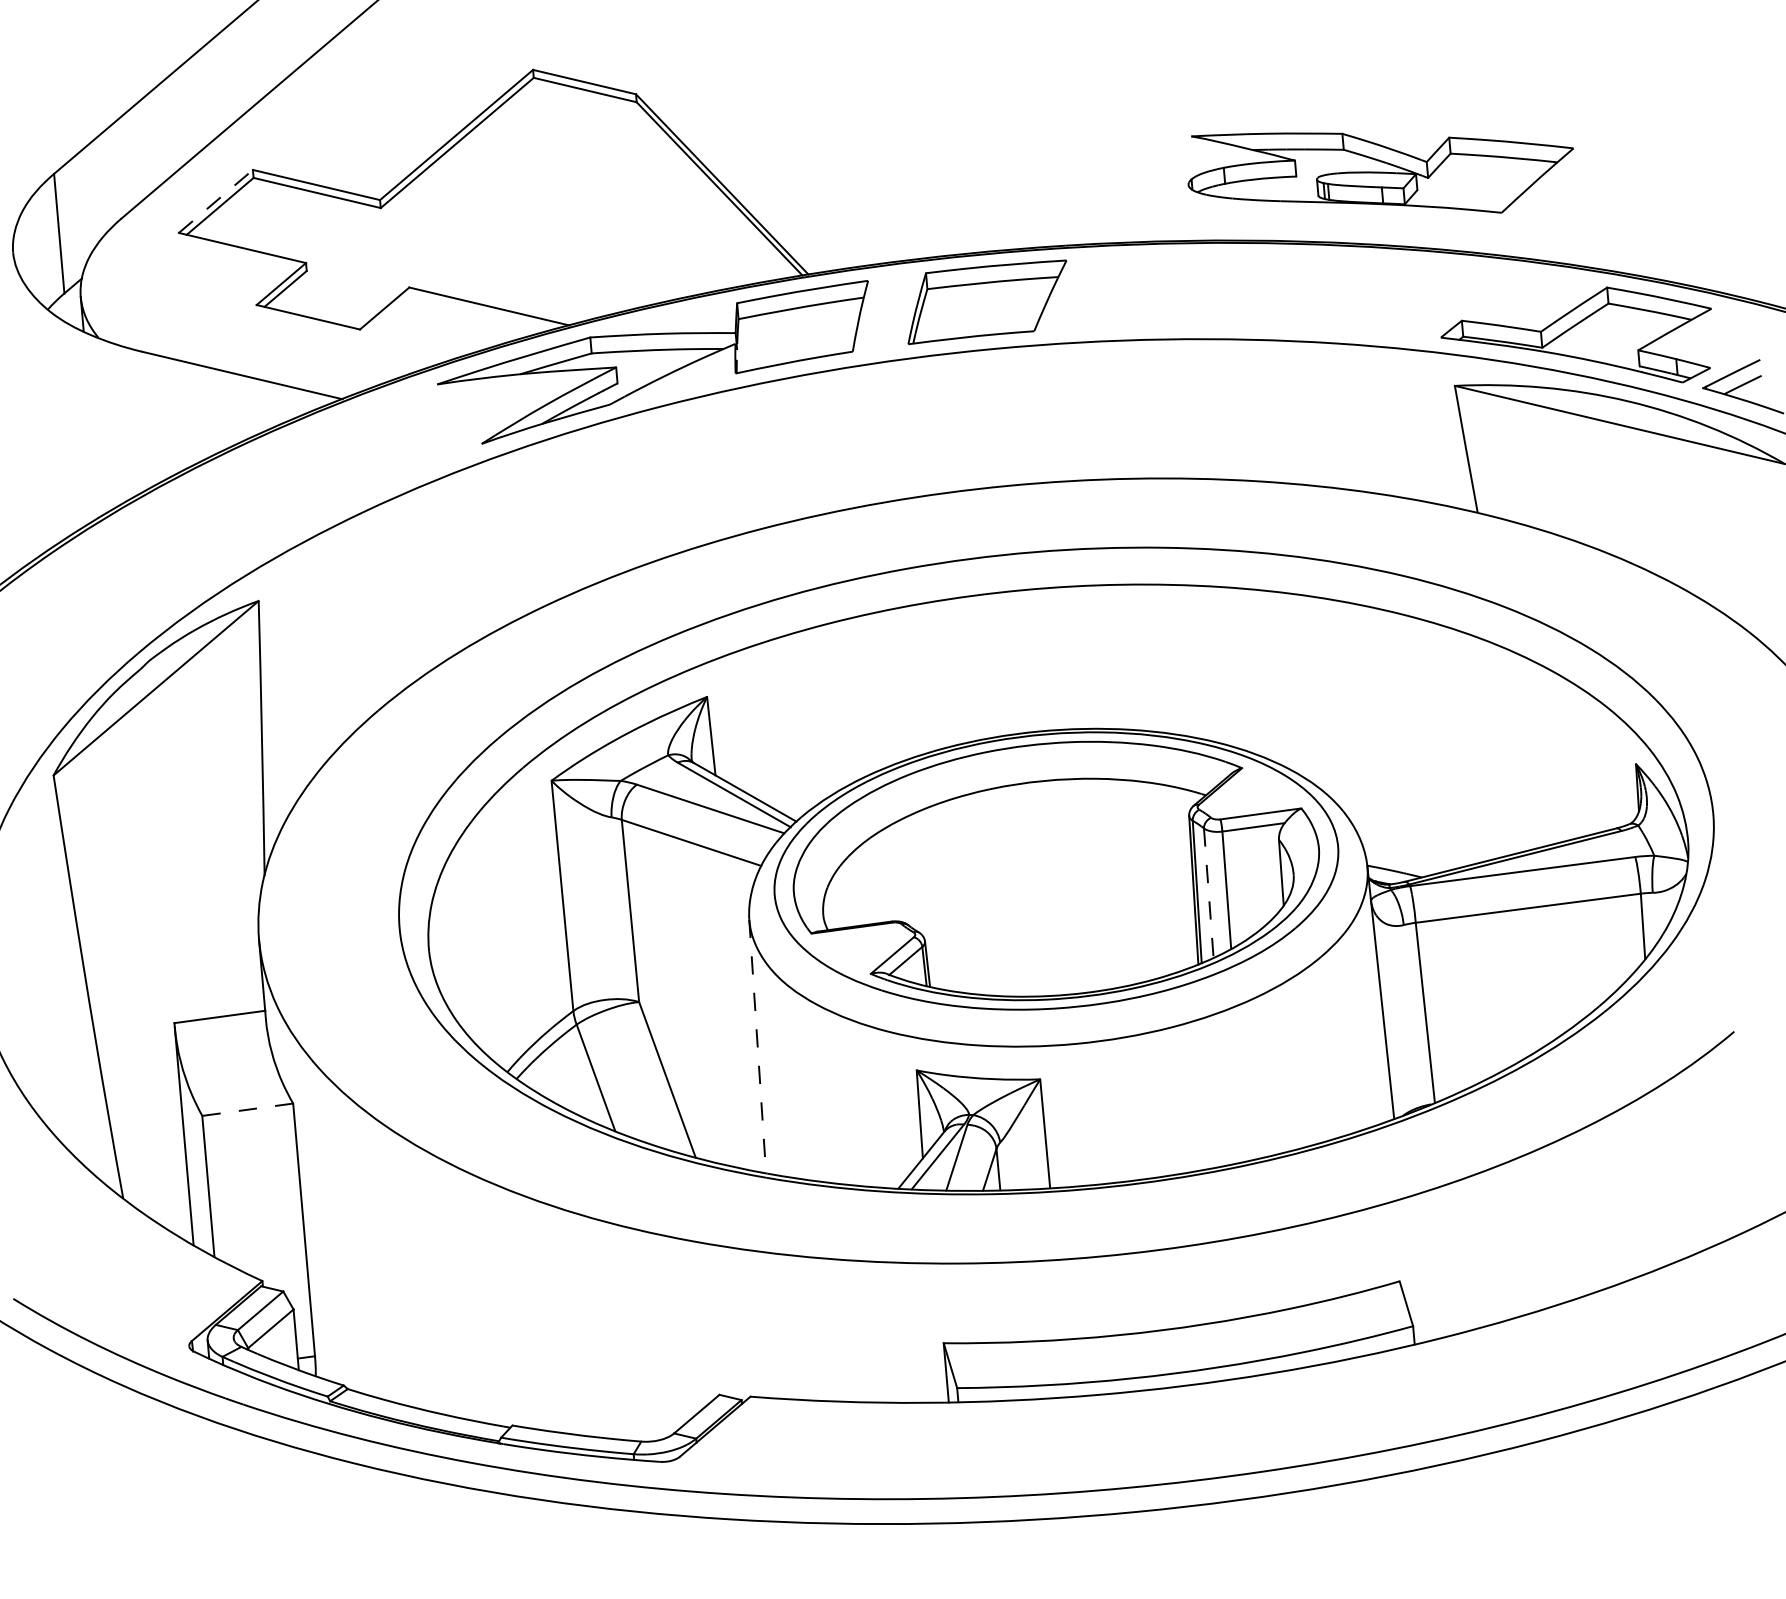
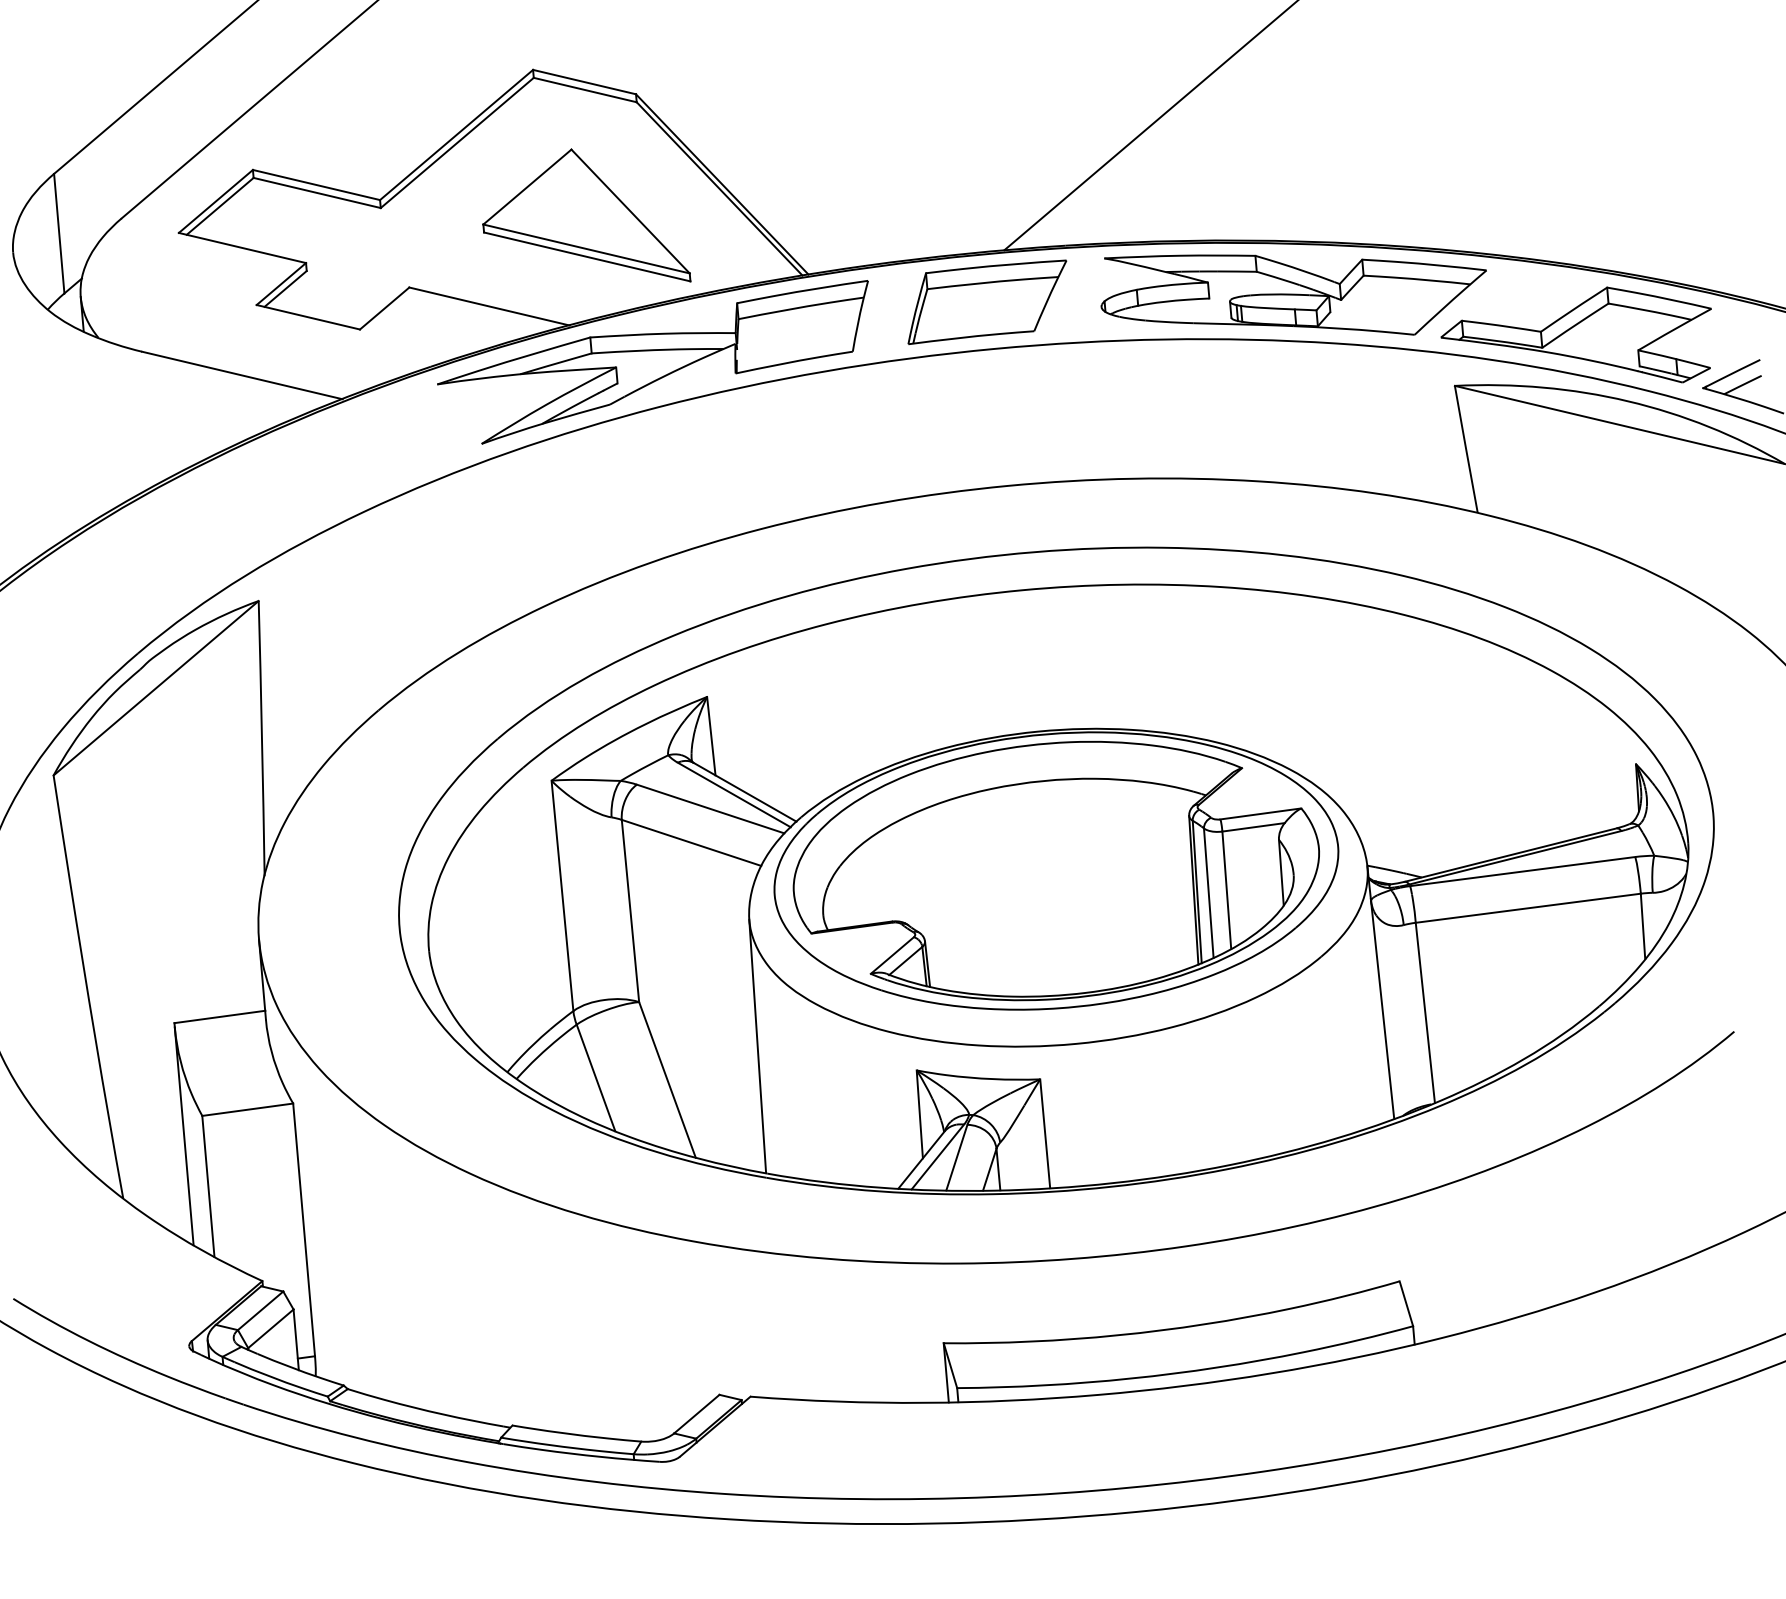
line: none -> present (1150, 126)
part position: (1380, 172) -> (1293, 294) (1293, 294)
line: dashed -> solid (215, 201)
part: none -> present (586, 215)
line: dashed -> solid (1208, 893)
line: dashed -> solid (757, 1046)
line: dashed -> solid (247, 1109)
